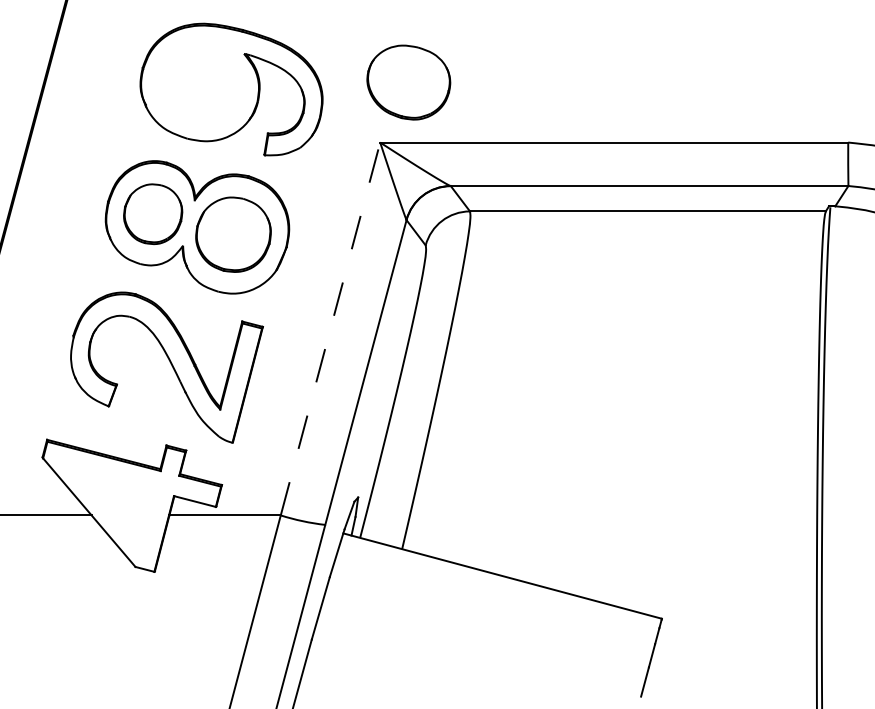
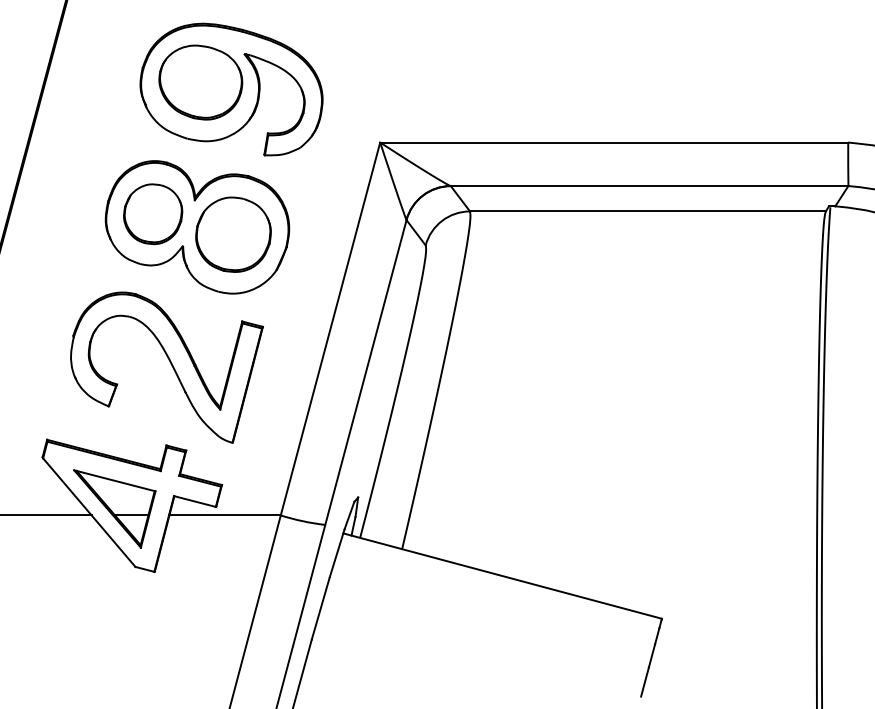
part position: (408, 82) -> (200, 82) (200, 82)
line: dashed -> solid (330, 328)
part: none -> present (114, 508)
